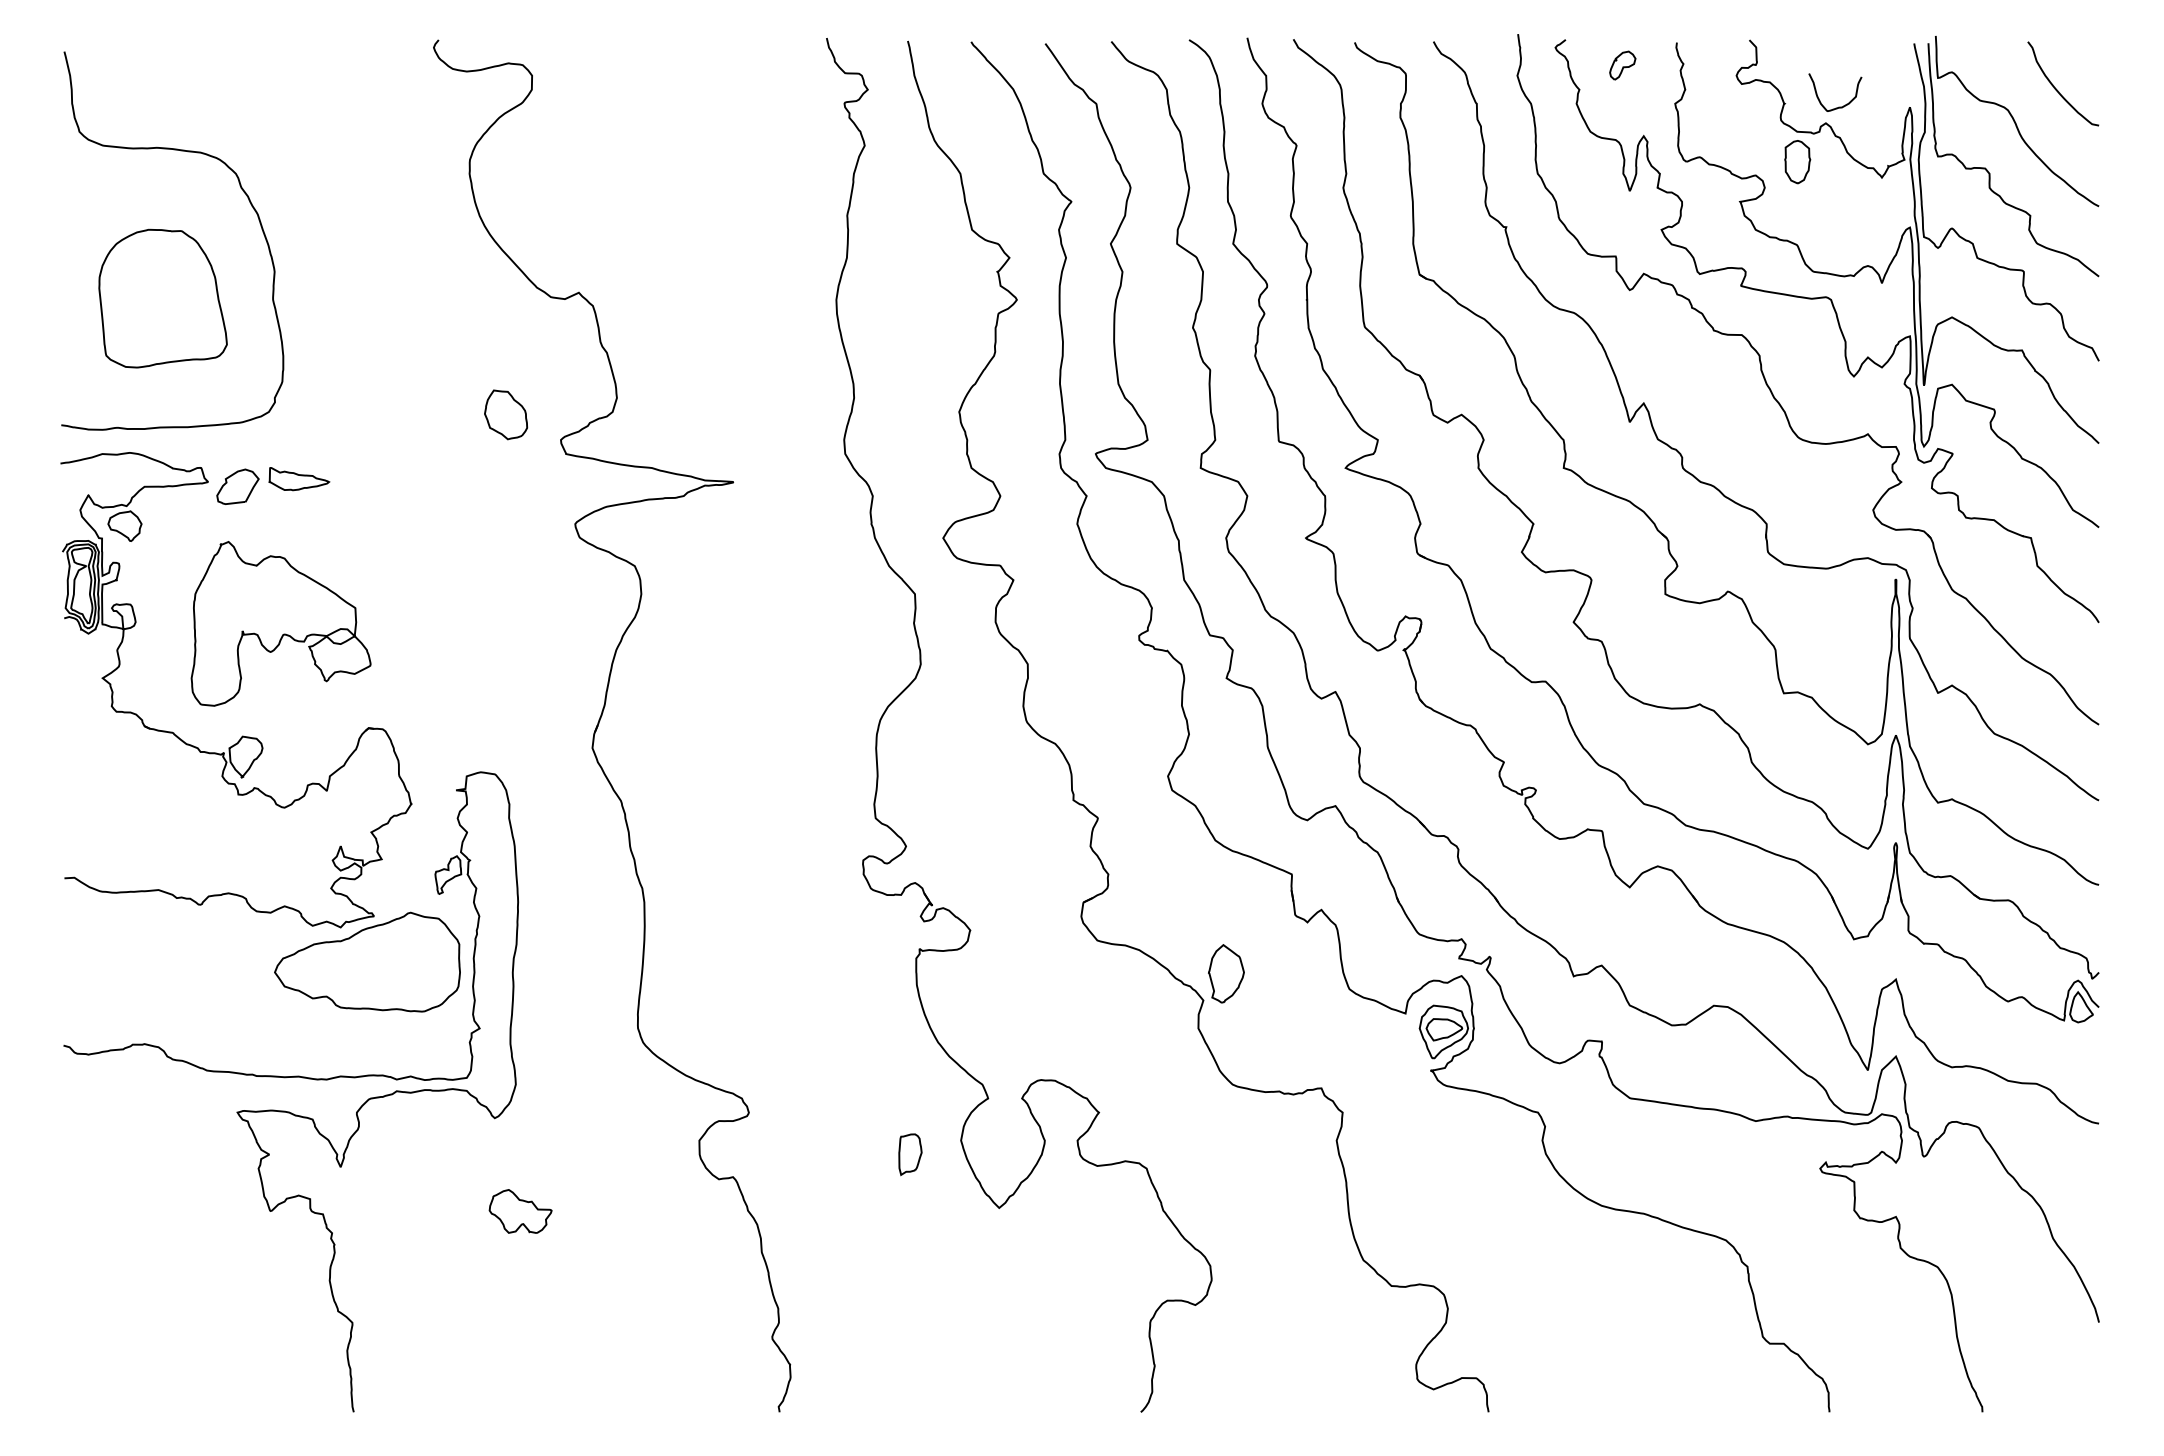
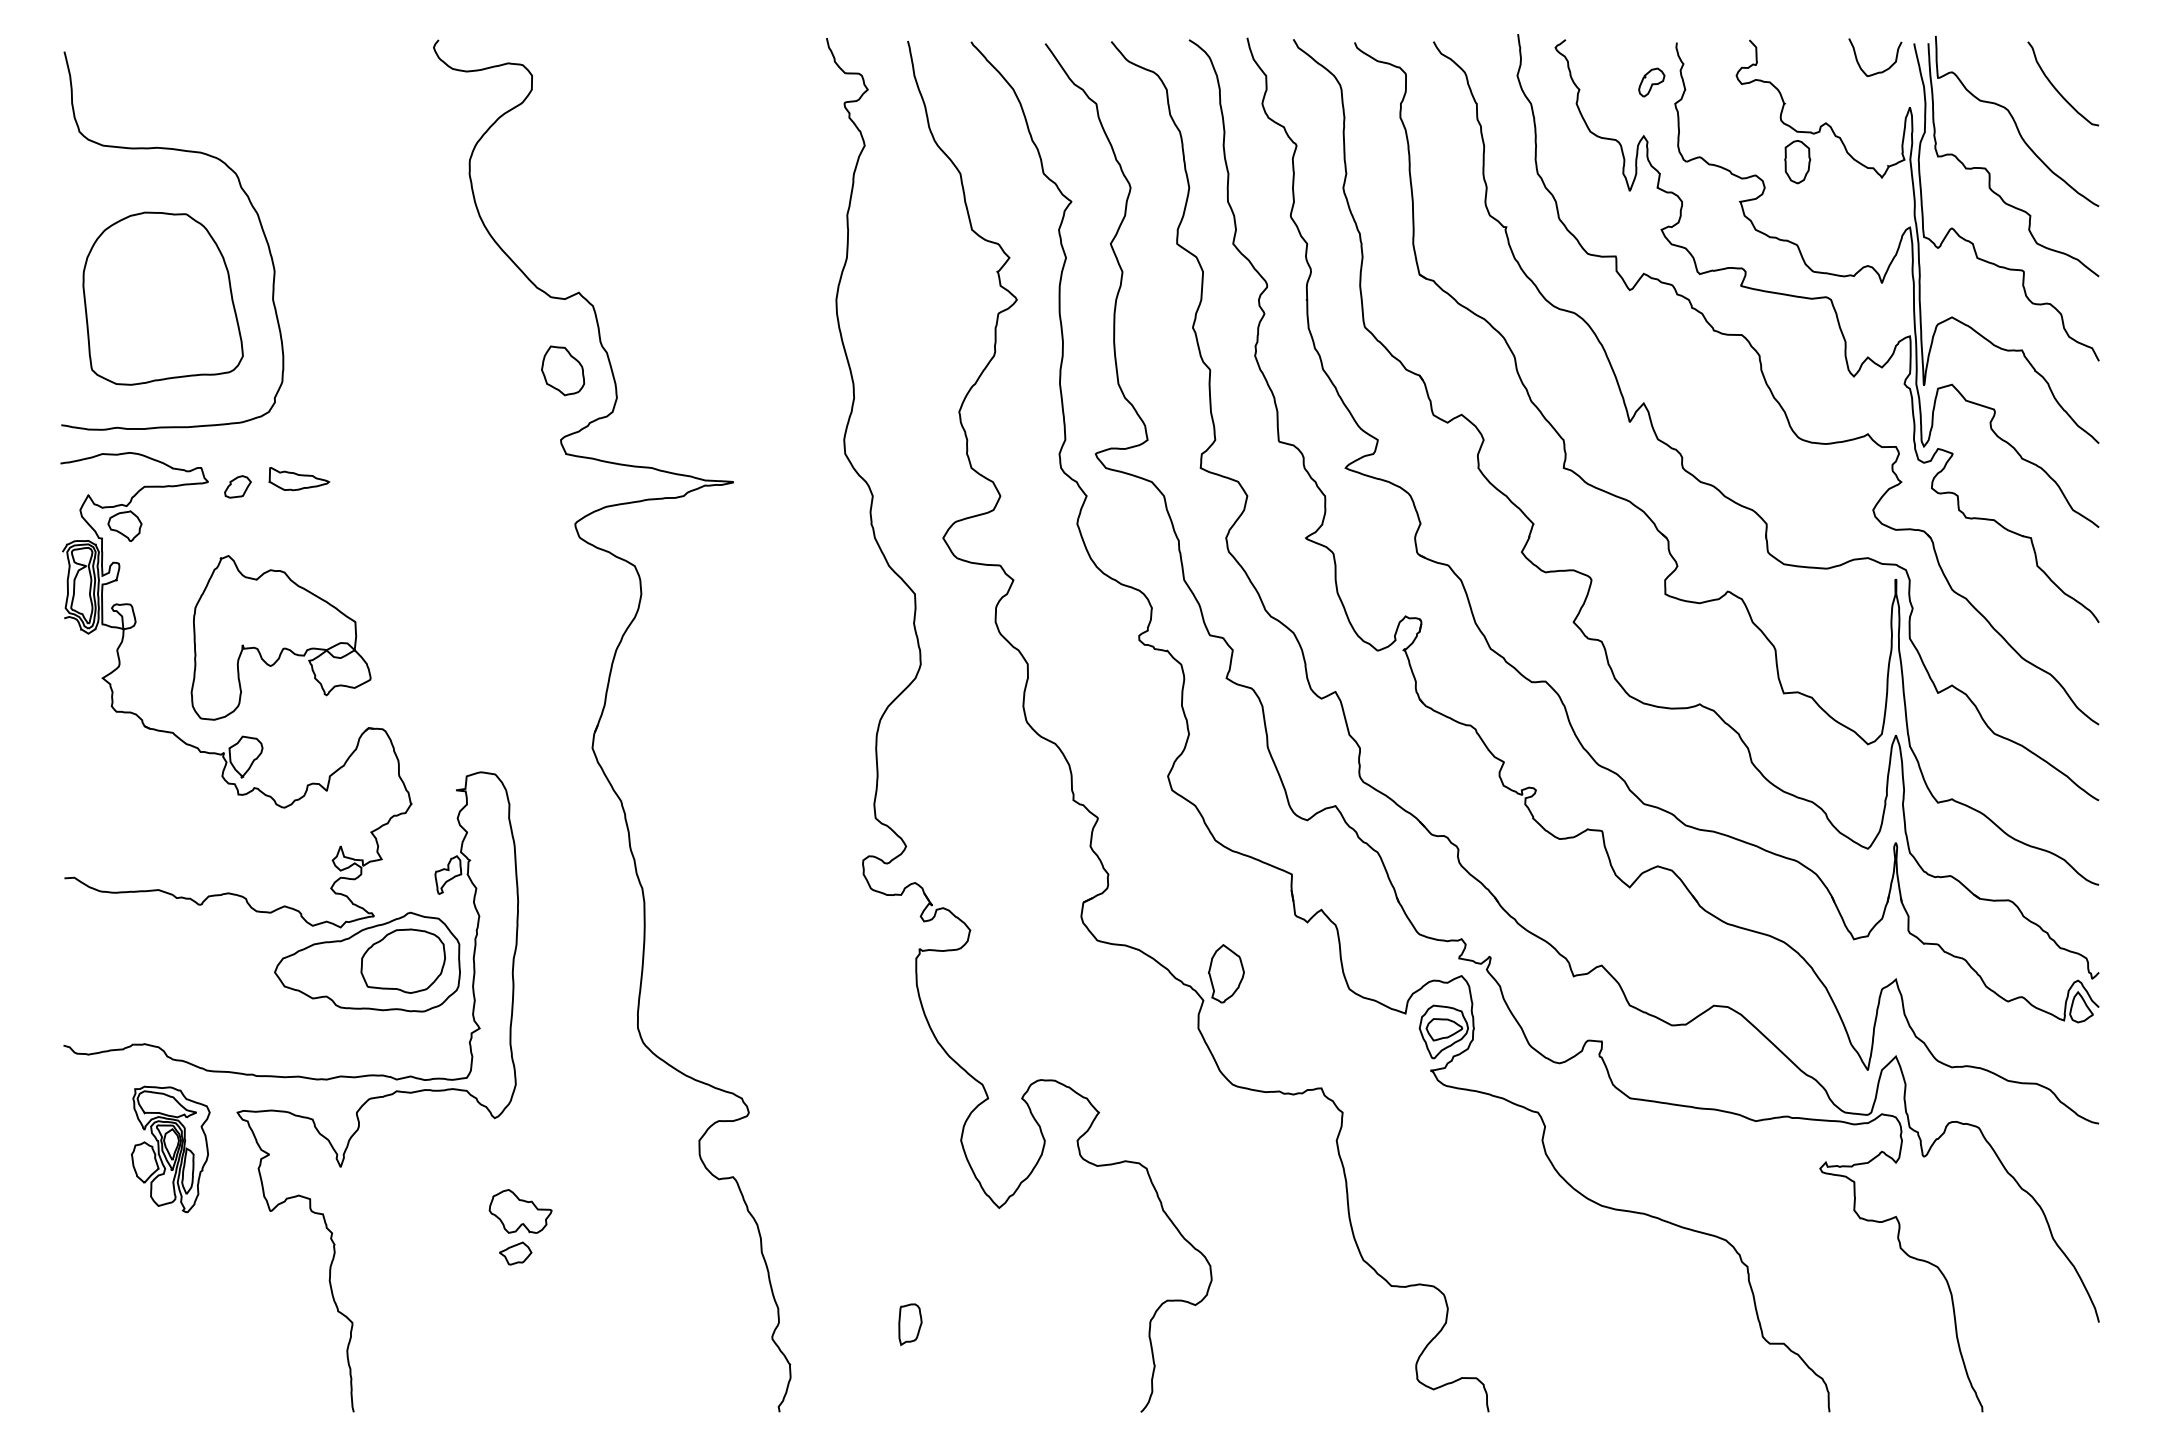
part position: (1622, 65) -> (1651, 82) (1651, 82)
curve position: (1838, 106) -> (1878, 71) (1878, 71)
part size: 130x141 px -> 162x175 px (162, 298)
part position: (506, 414) -> (563, 370) (563, 370)
part size: 44x37 px -> 28x24 px (237, 486)
part position: (280, 623) -> (280, 637) (280, 637)
part: none -> present (402, 960)
part: none -> present (170, 1149)
part position: (910, 1154) -> (910, 1324) (910, 1324)
part: none -> present (515, 1253)
